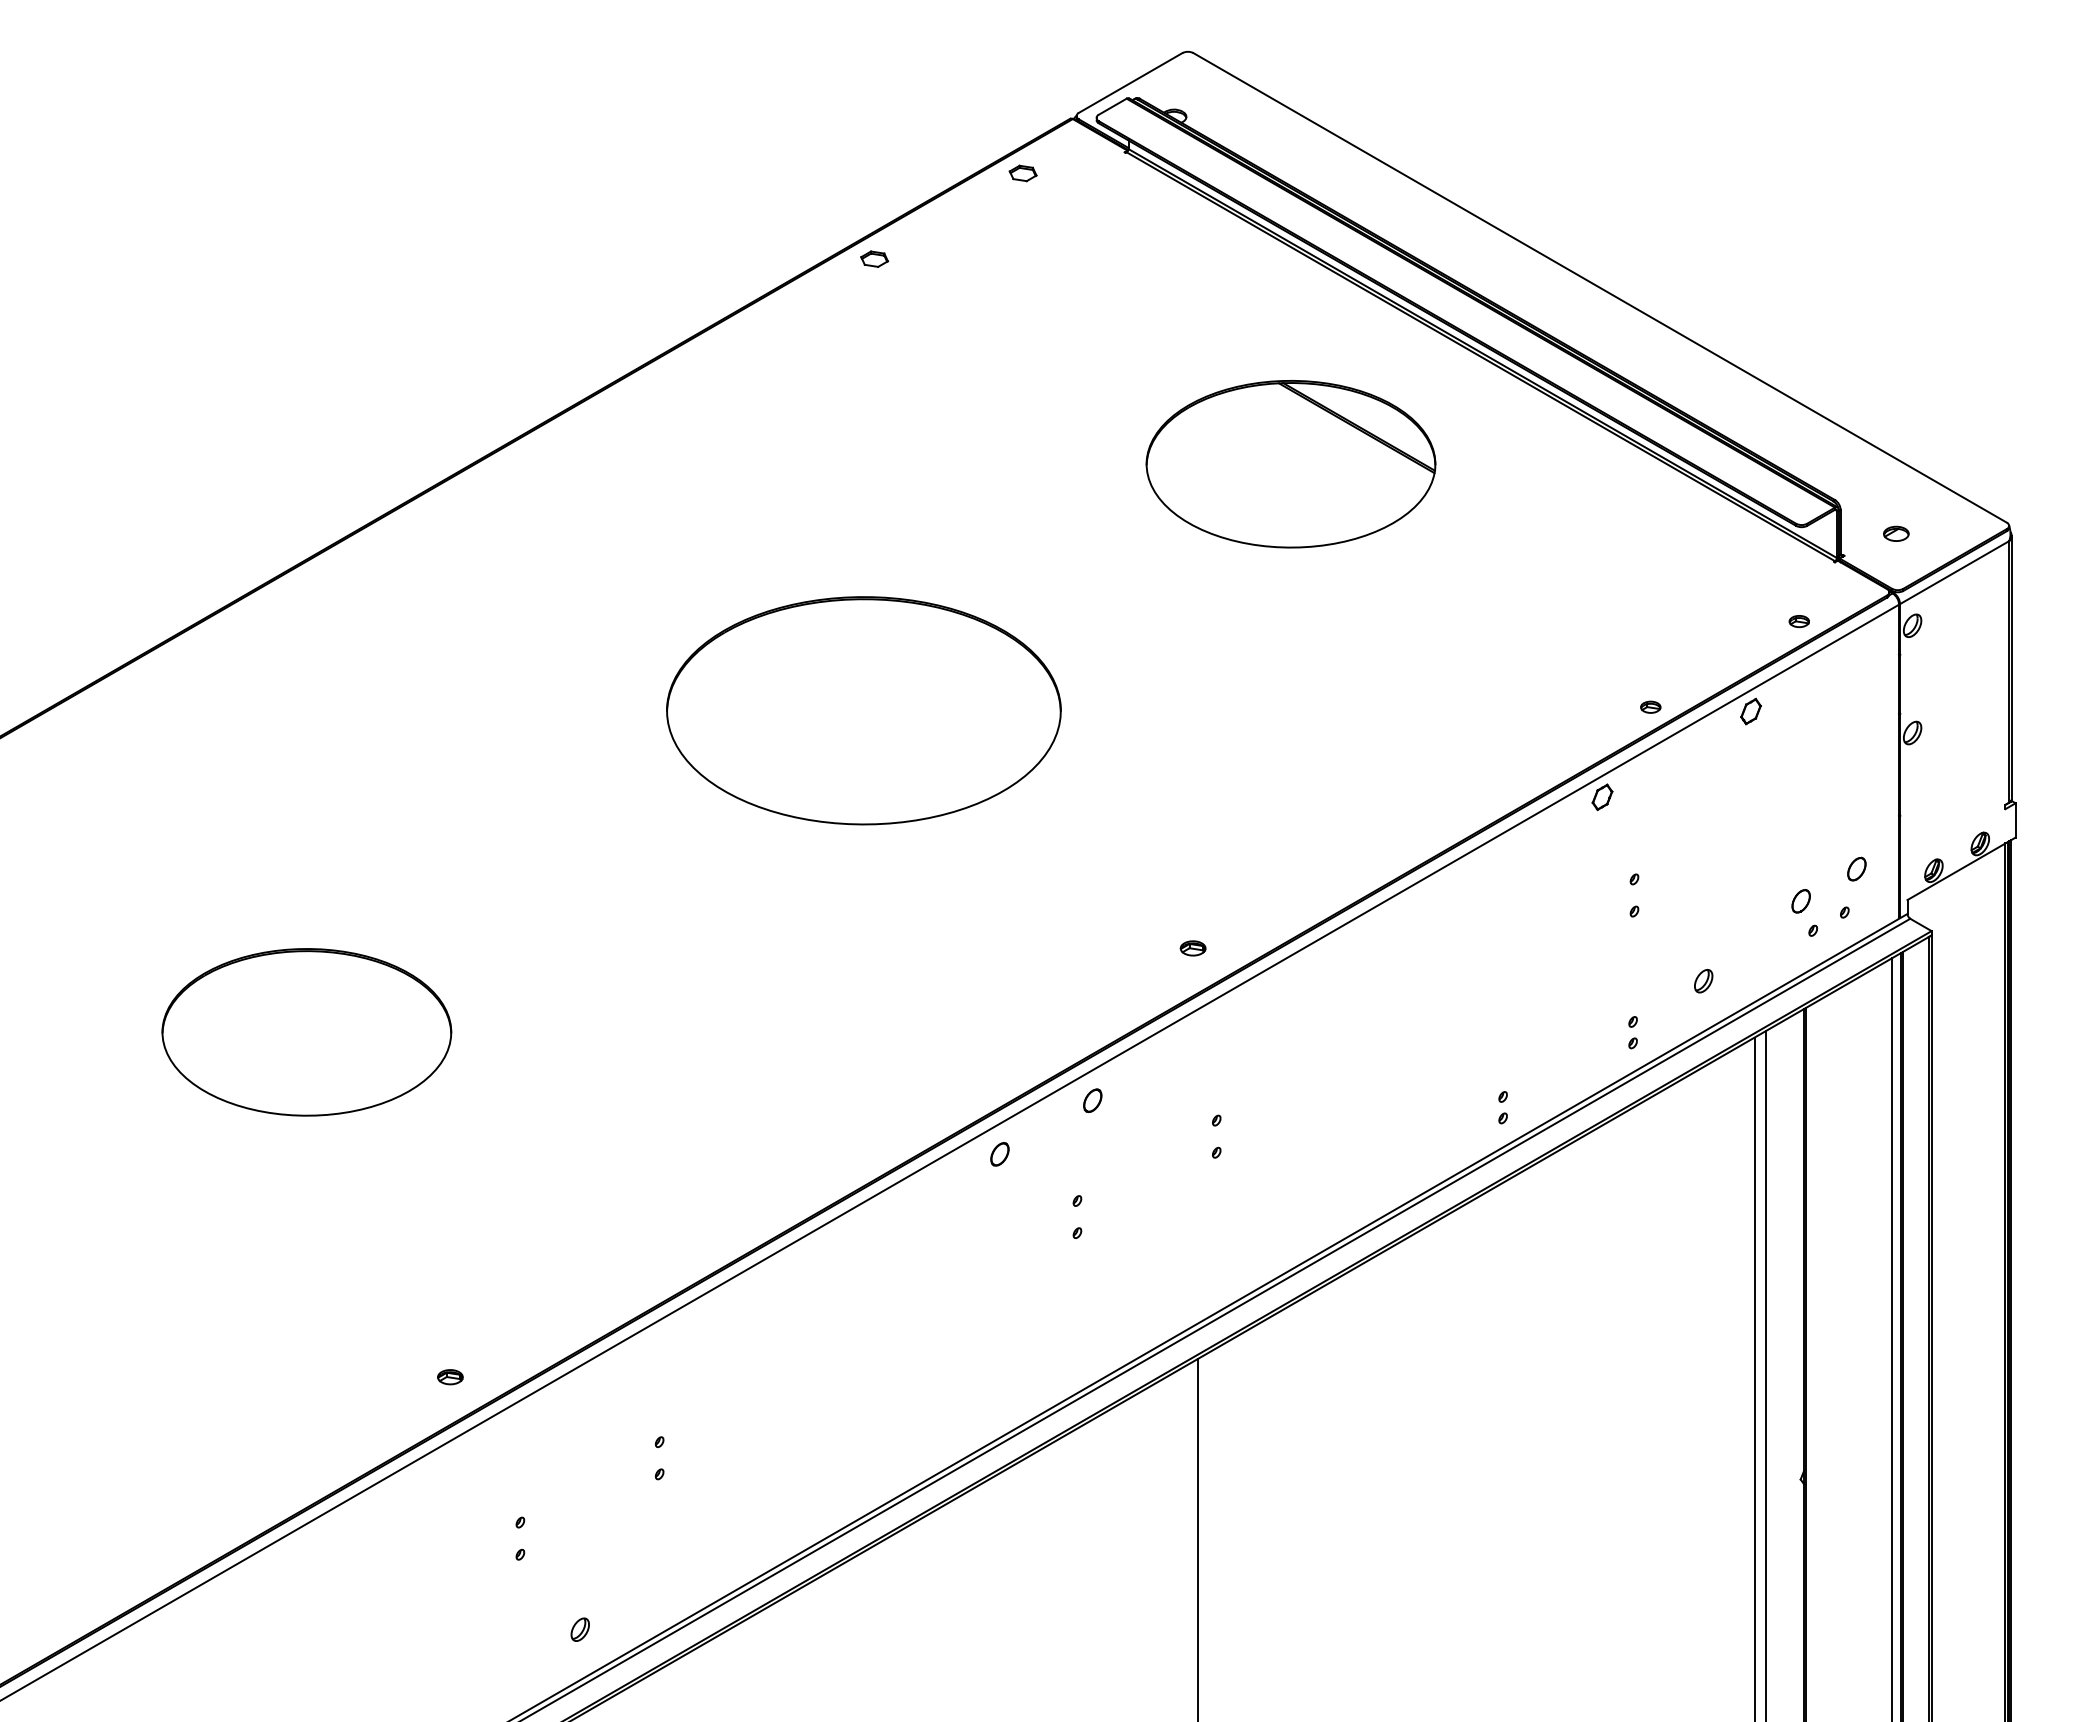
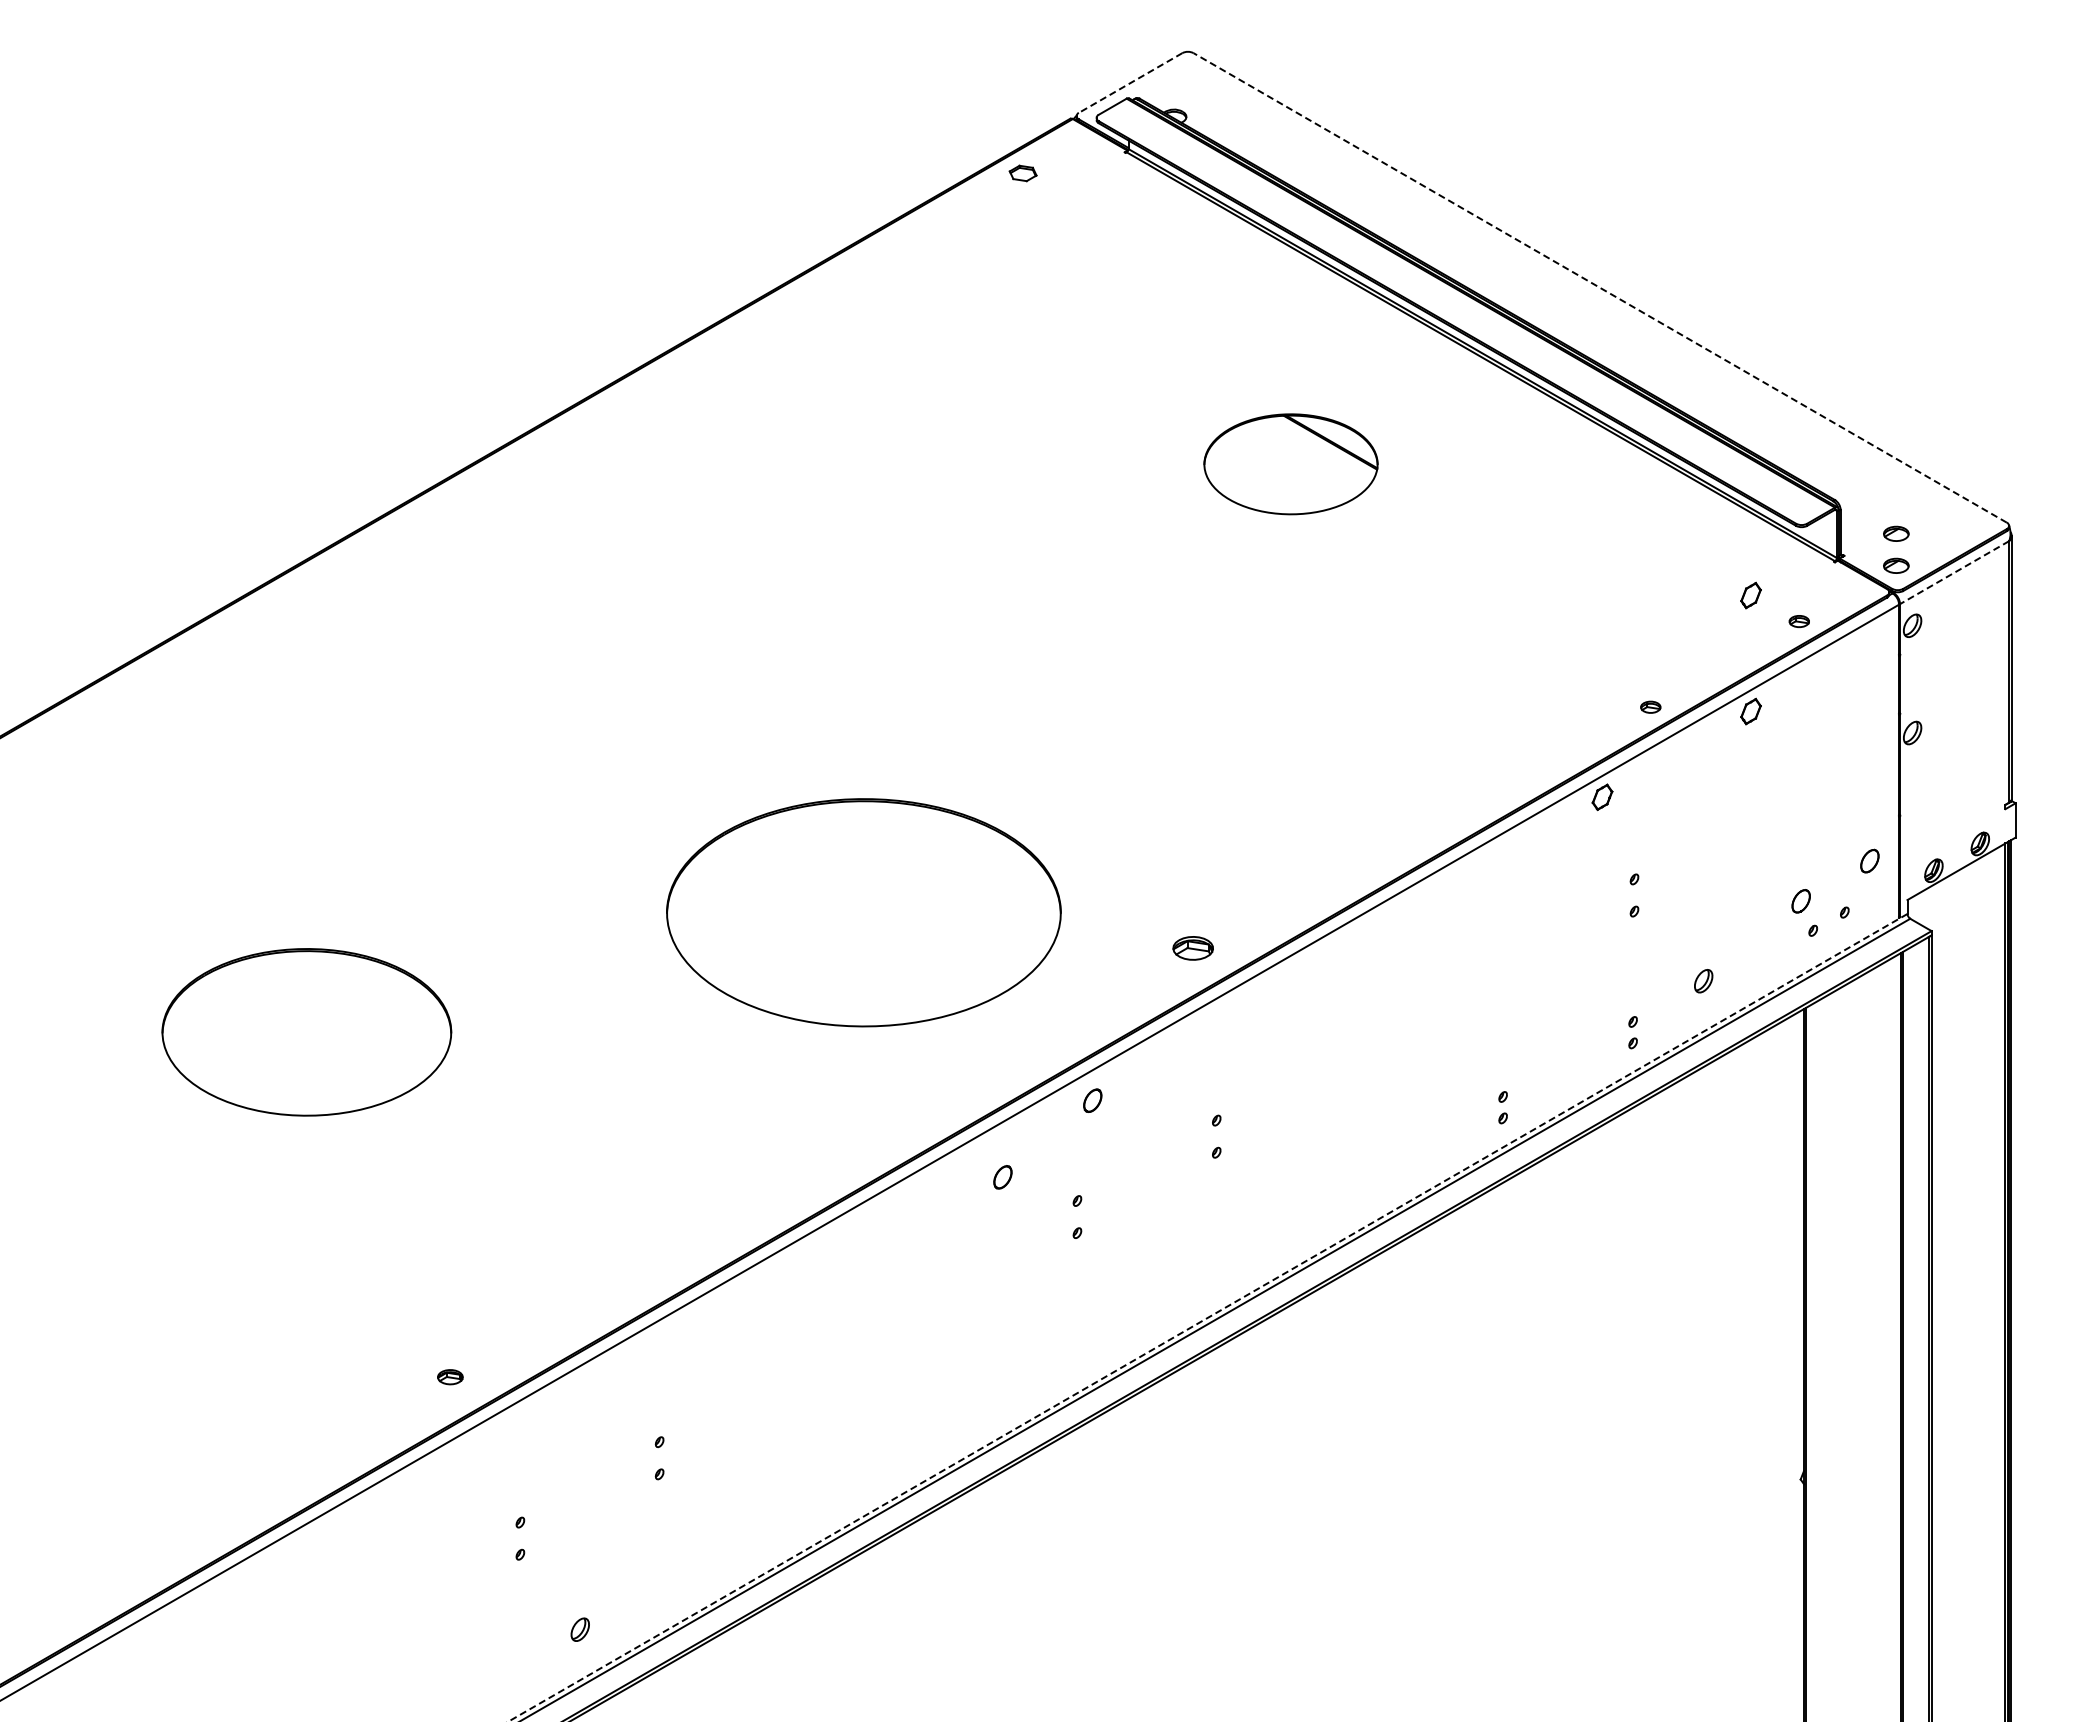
line: solid -> dashed (1130, 83)
part: present -> none (874, 258)
line: solid -> dashed (1600, 287)
part size: 292x169 px -> 176x103 px (1290, 464)
part: none -> present (1896, 565)
line: solid -> dashed (1954, 572)
part: none -> present (1750, 595)
part position: (863, 710) -> (863, 912) (863, 912)
part position: (1856, 868) -> (1869, 860) (1869, 860)
part size: 28x17 px -> 42x25 px (1192, 948)
part position: (999, 1154) -> (1002, 1177) (1002, 1177)
line: solid -> dashed (1207, 1317)
line: present -> none (1891, 1338)
line: present -> none (1765, 1374)
line: present -> none (1754, 1377)
line: present -> none (1197, 1538)
